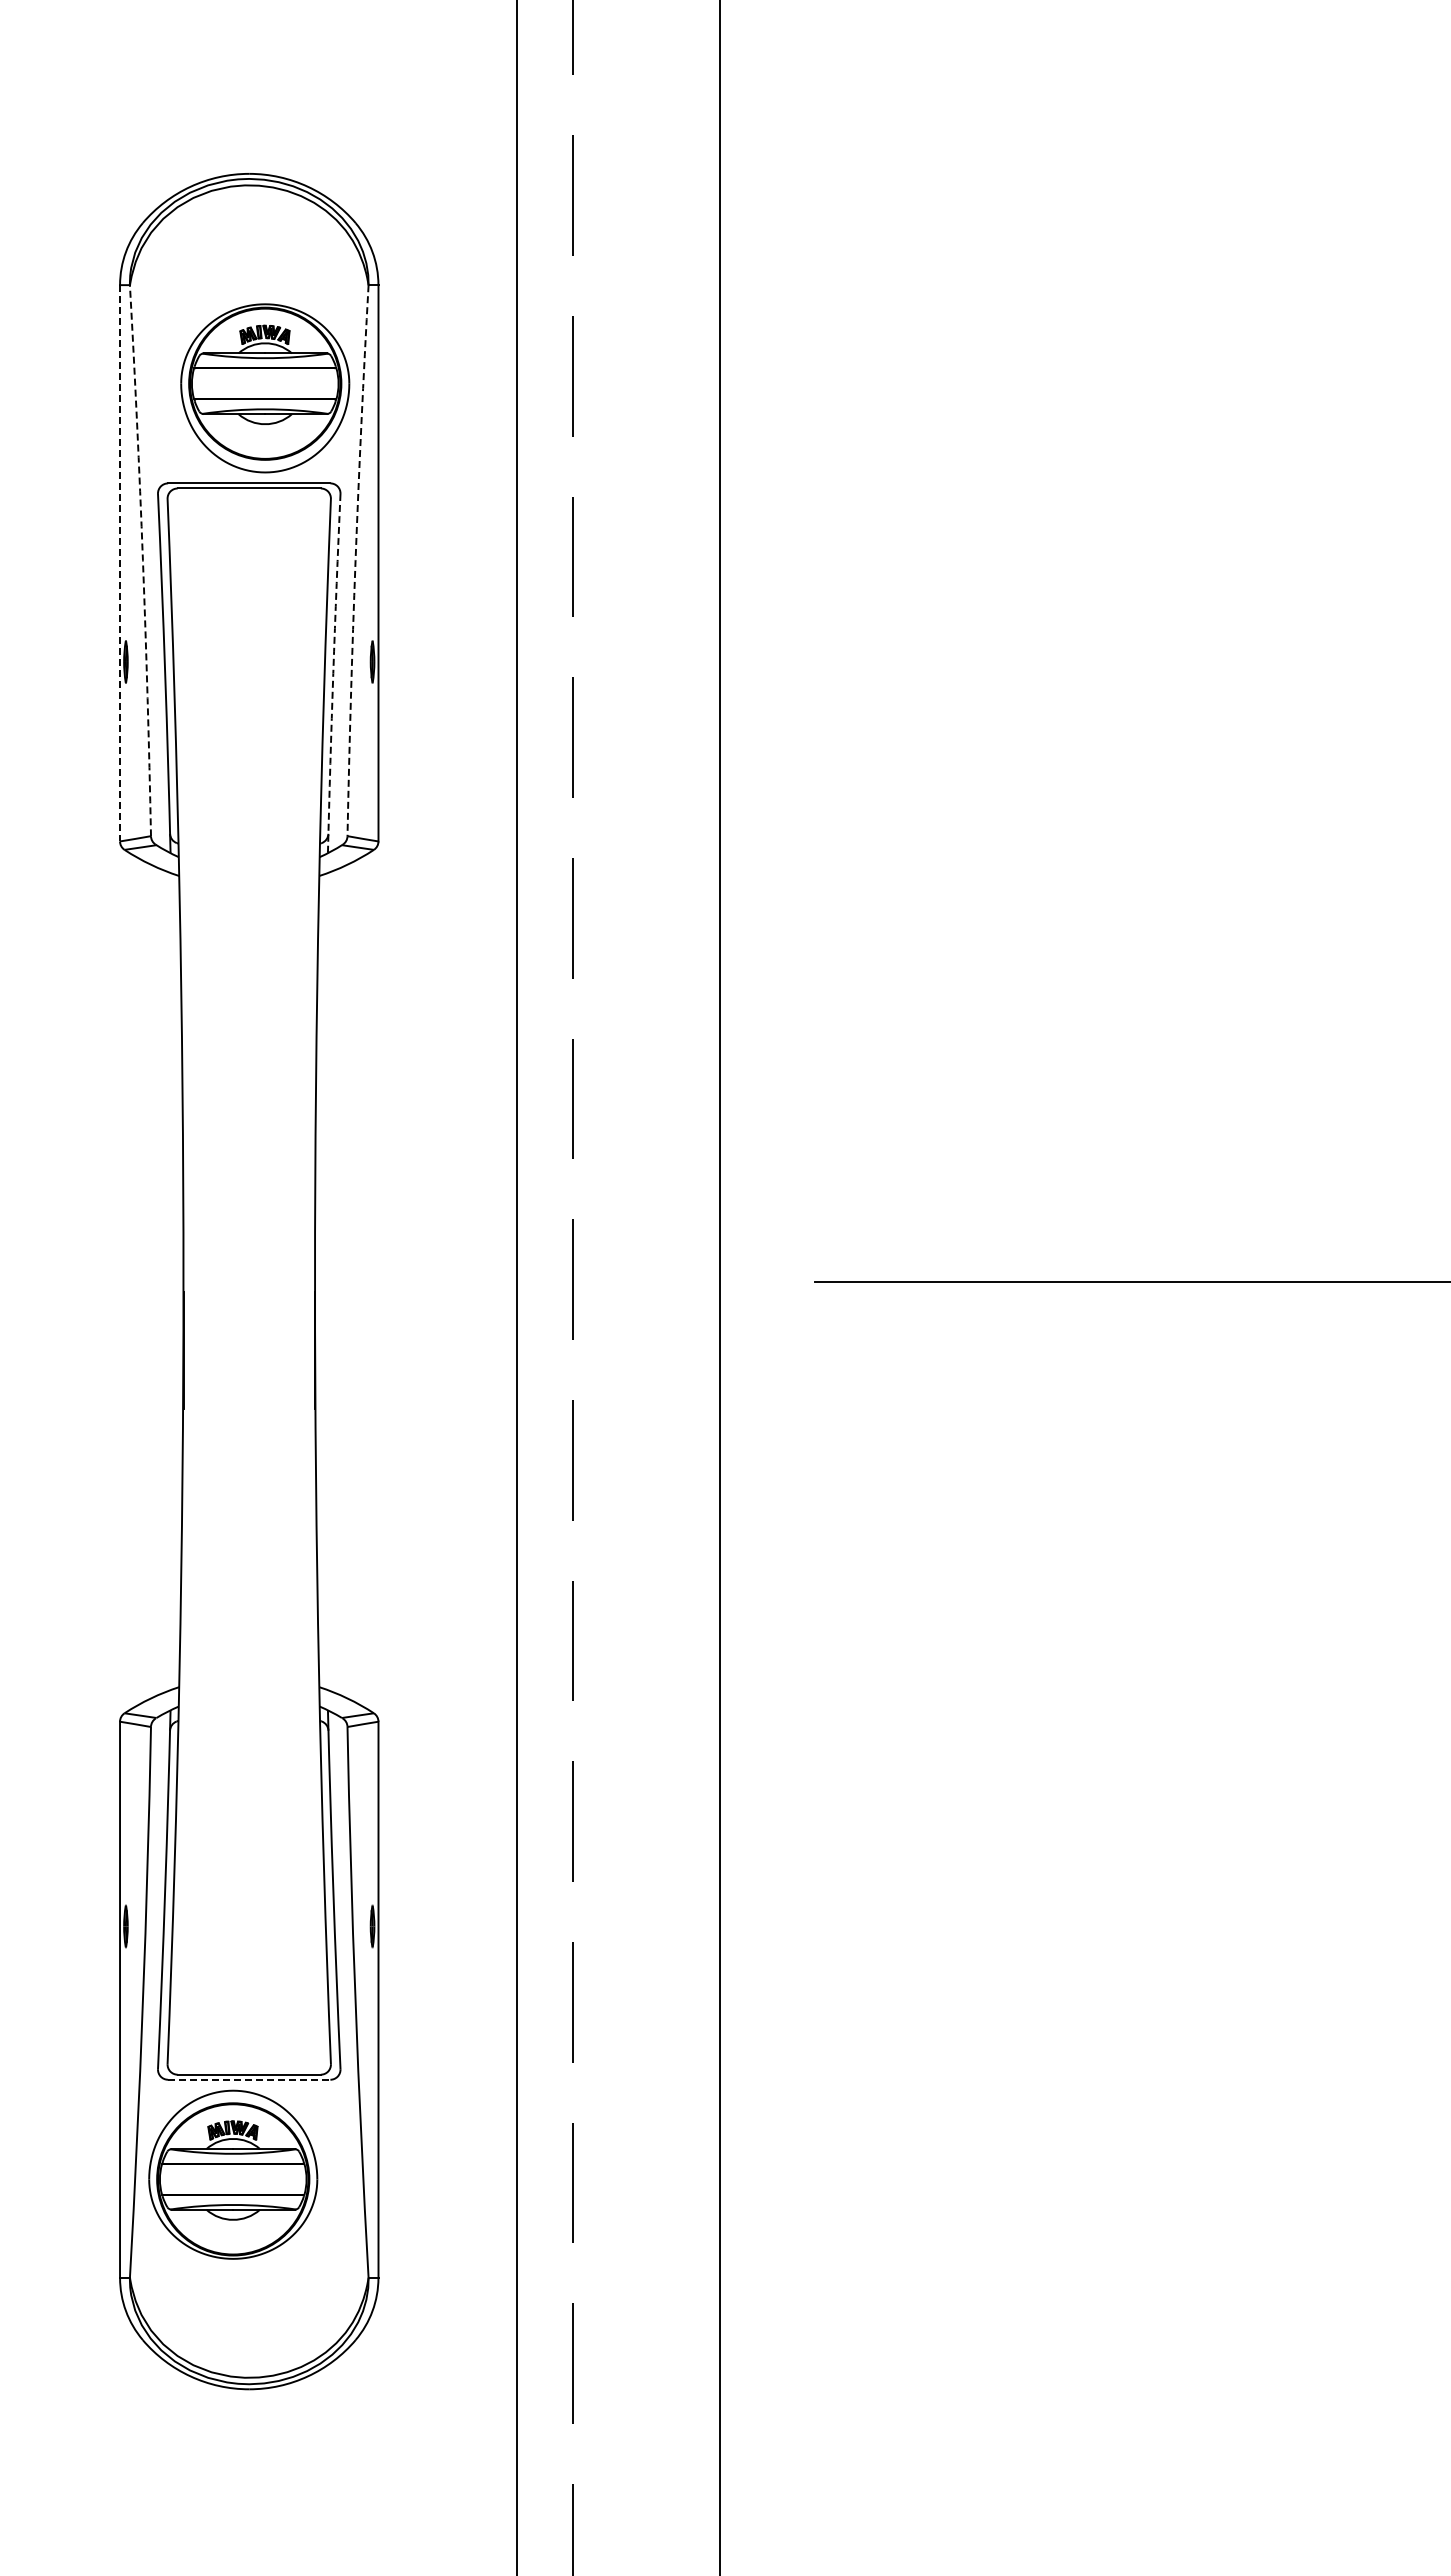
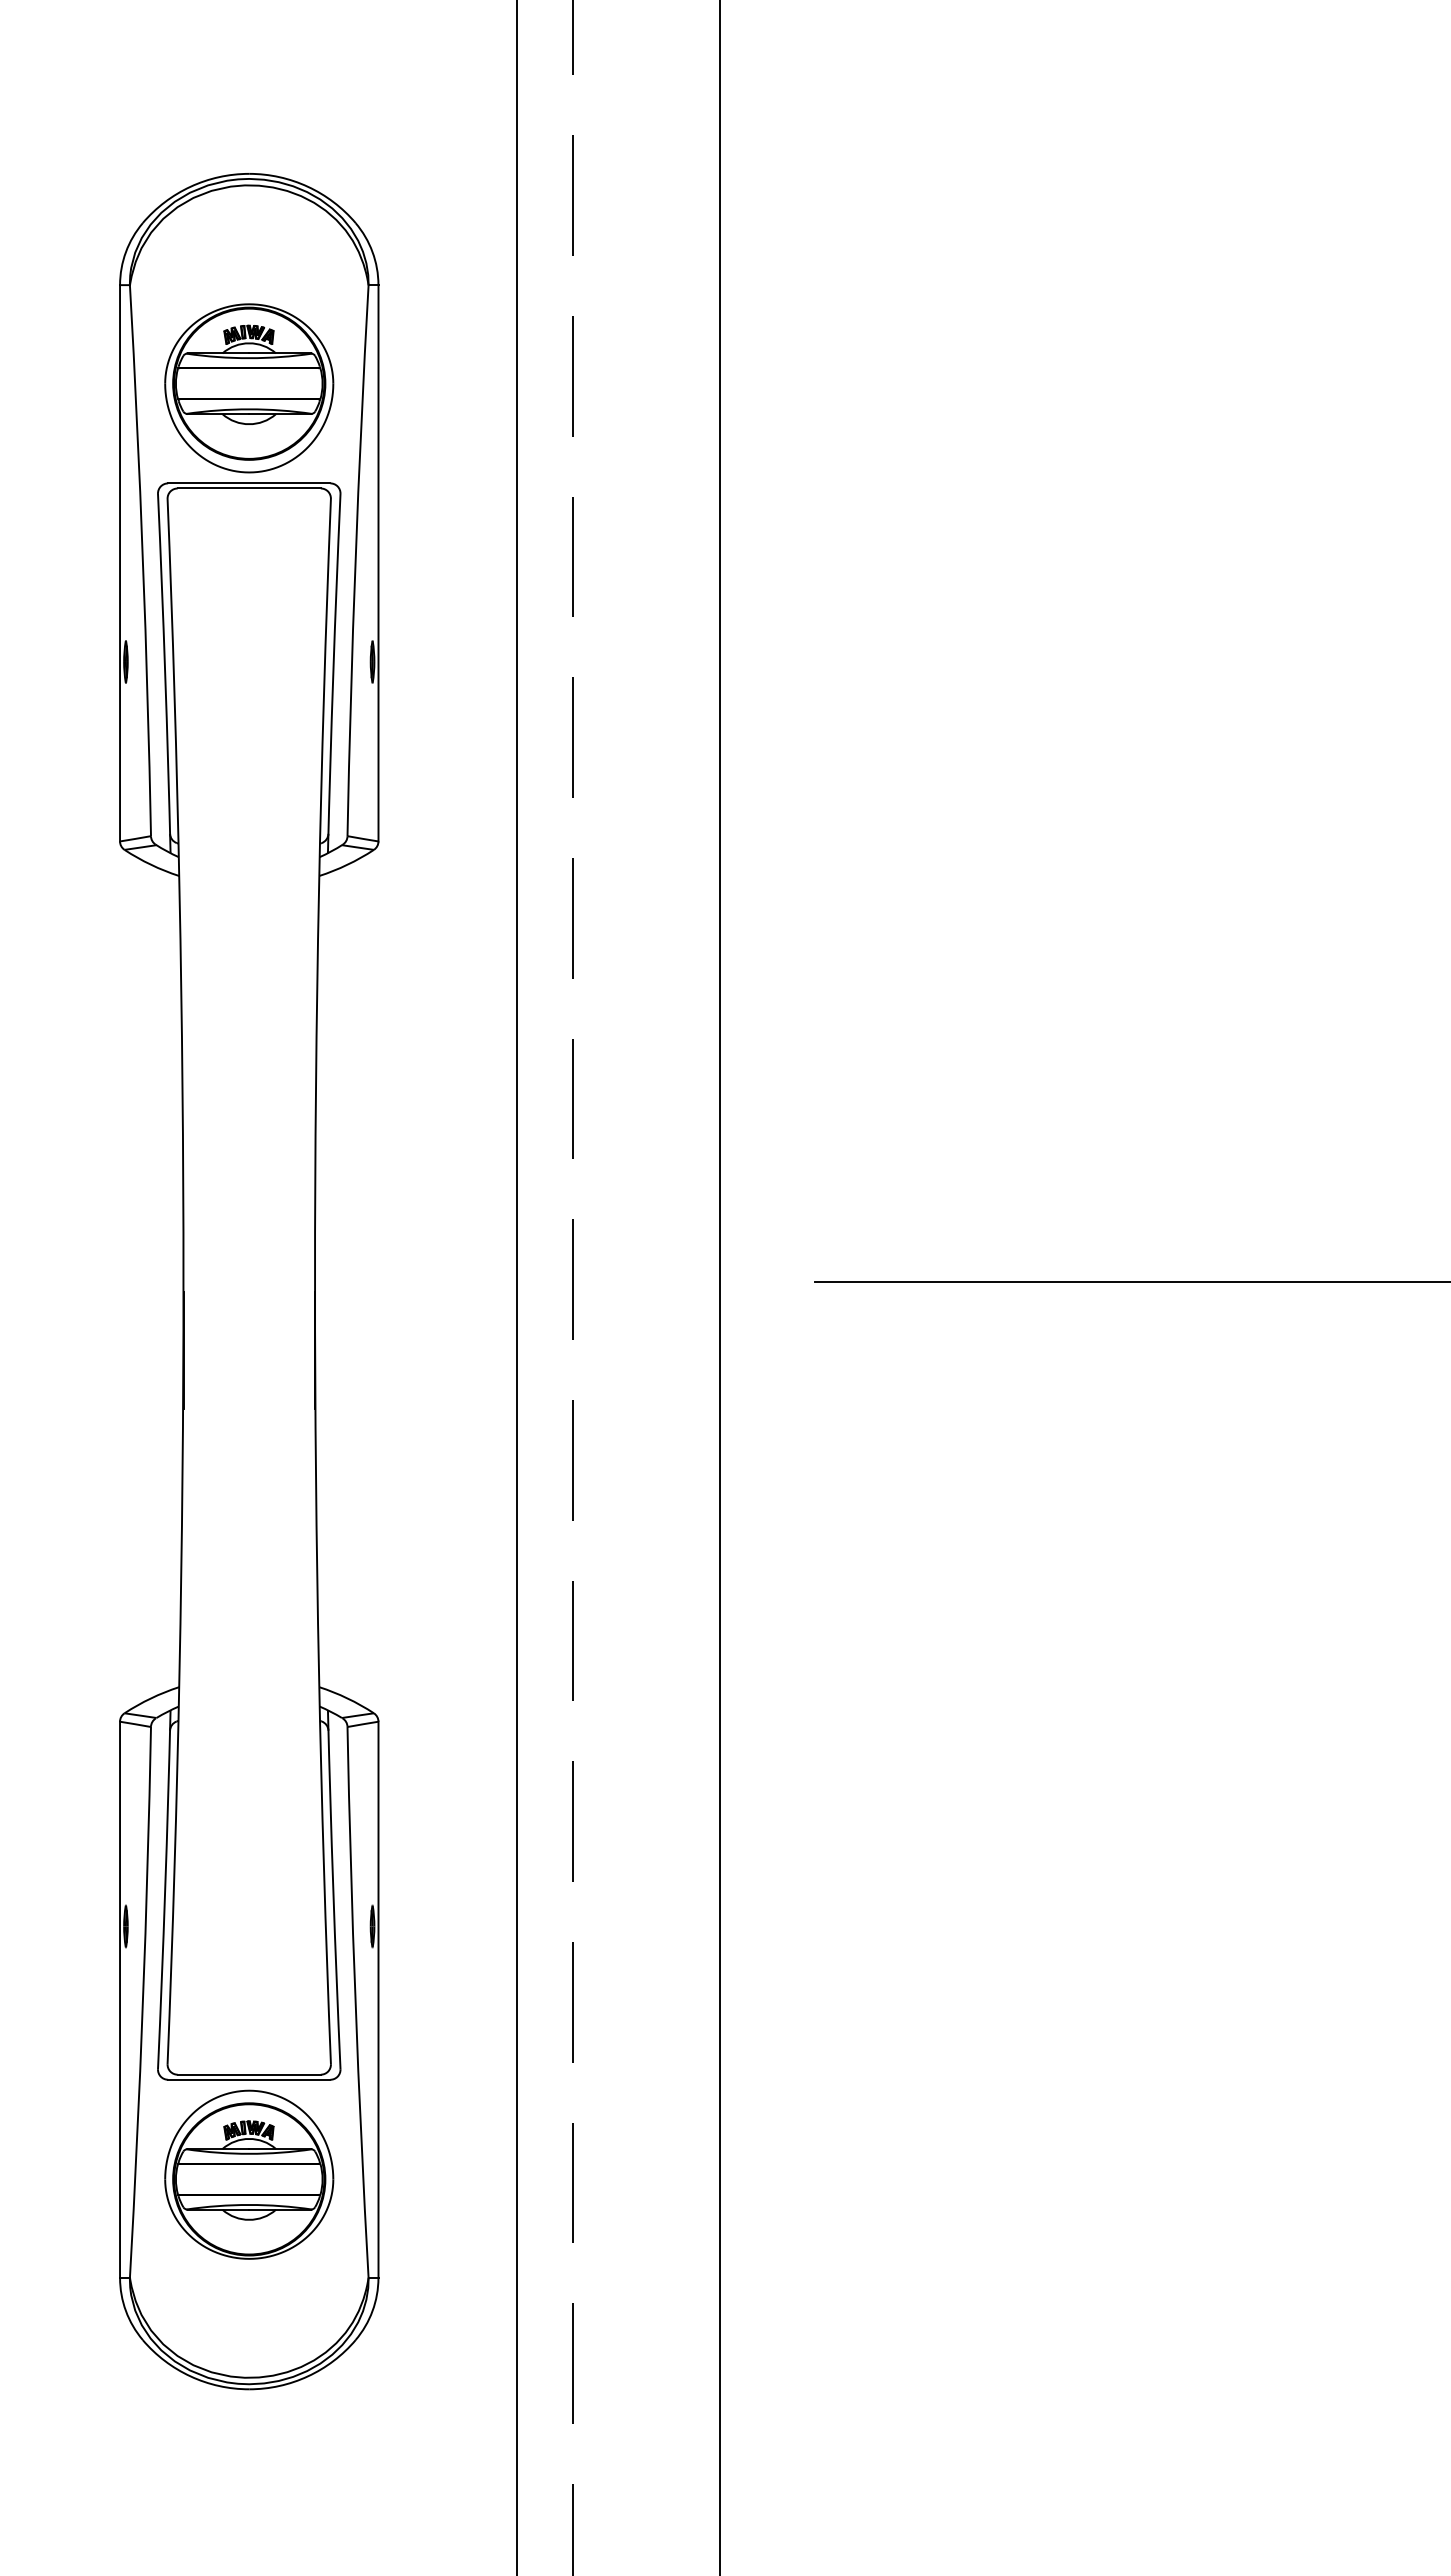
part position: (265, 388) -> (249, 388) (249, 388)
arc: dashed -> solid (142, 560)
arc: dashed -> solid (355, 560)
line: dashed -> solid (120, 563)
arc: dashed -> solid (333, 673)
line: dashed -> solid (249, 2079)
part position: (233, 2174) -> (249, 2174) (249, 2174)
